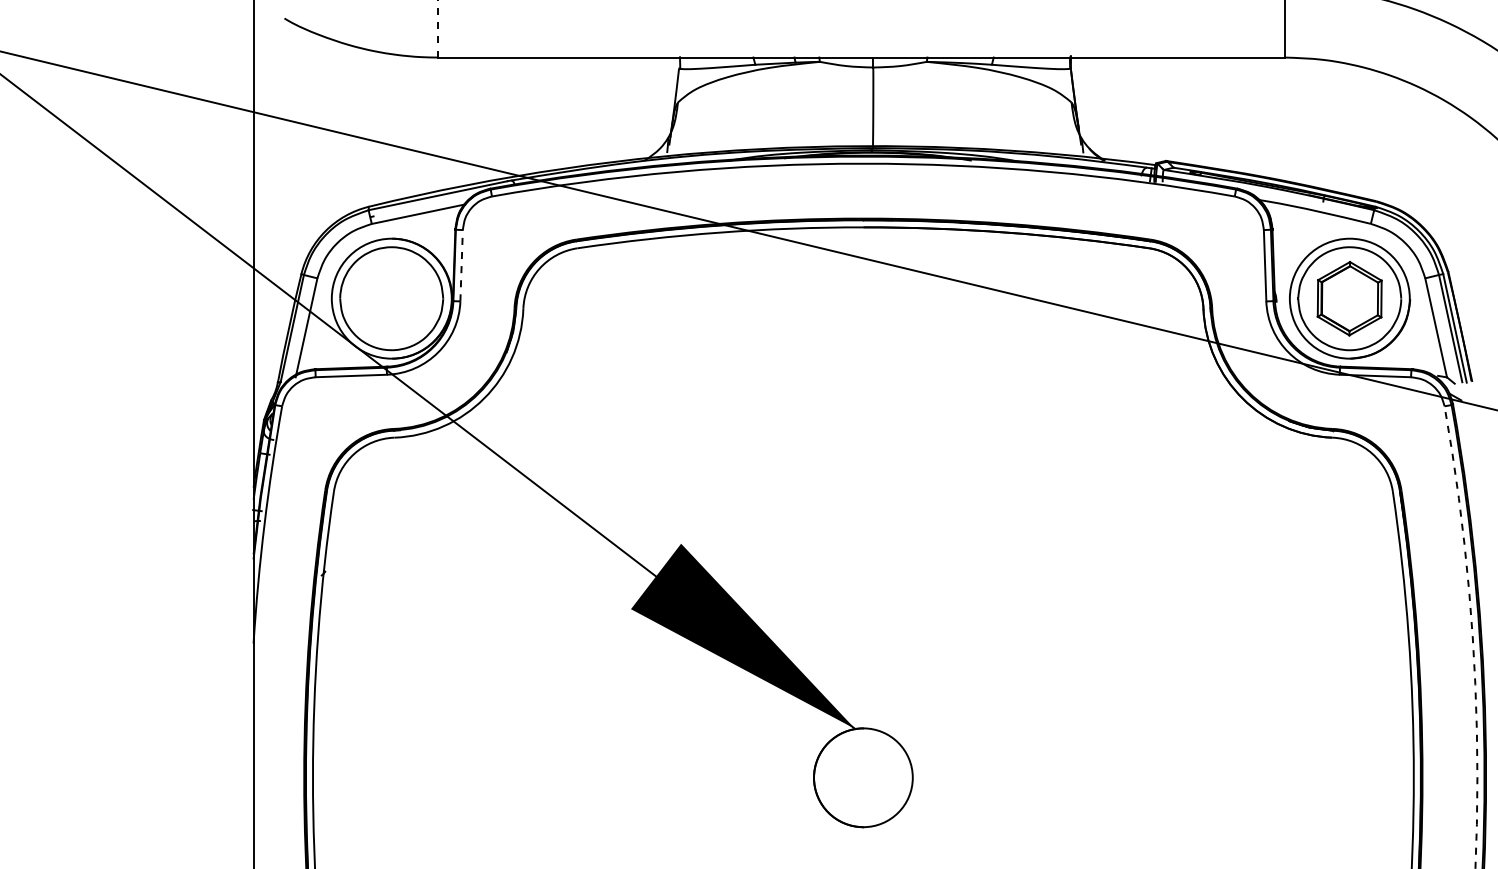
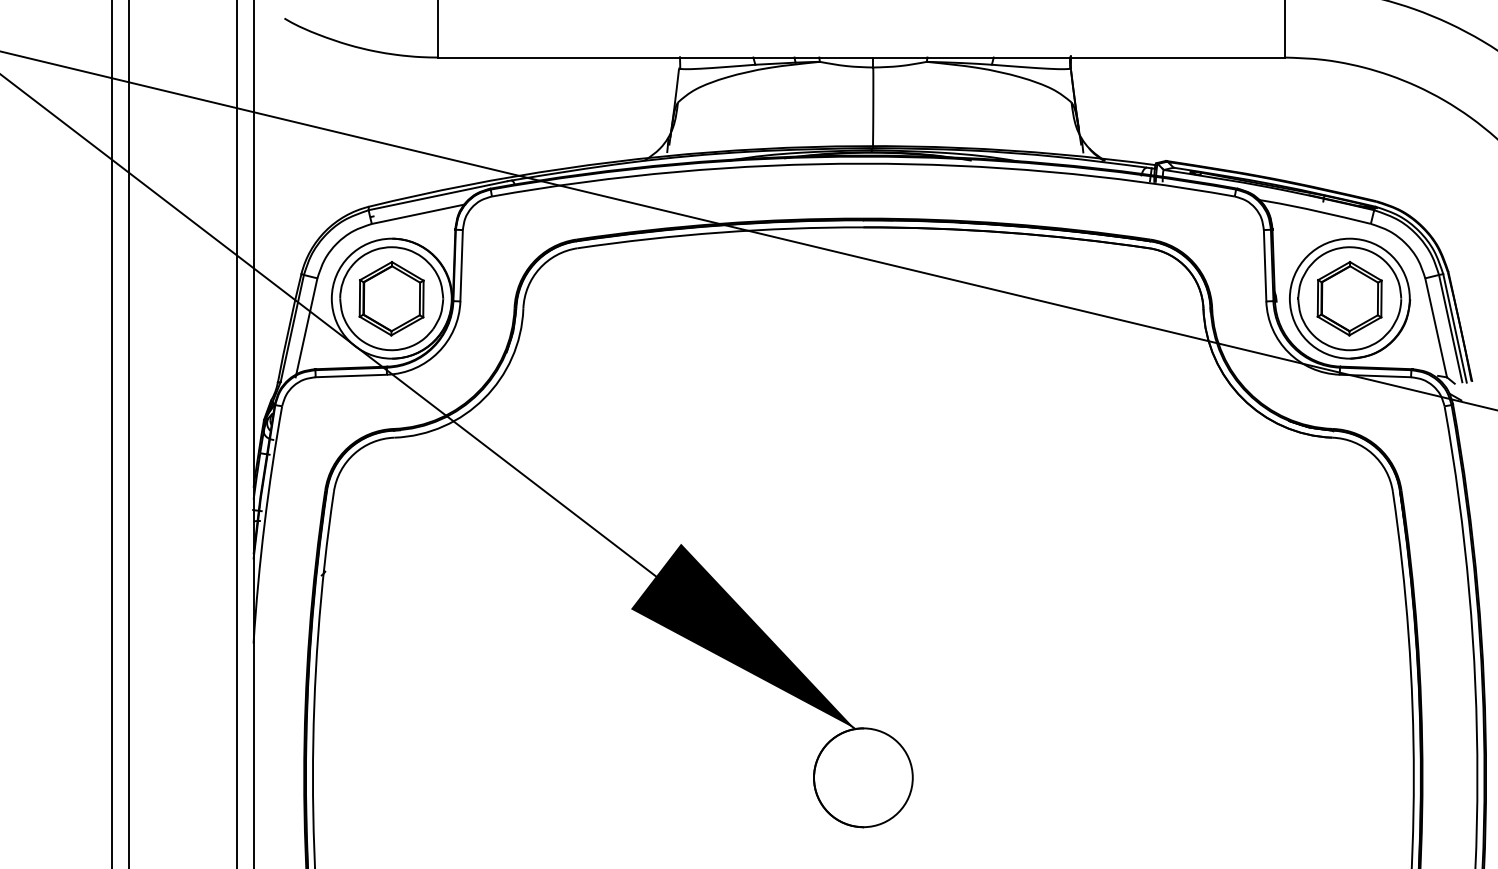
line: dashed -> solid (438, 28)
line: dashed -> solid (461, 265)
part: none -> present (391, 298)
line: none -> present (112, 433)
line: none -> present (129, 433)
line: none -> present (236, 433)
arc: dashed -> solid (1472, 637)
